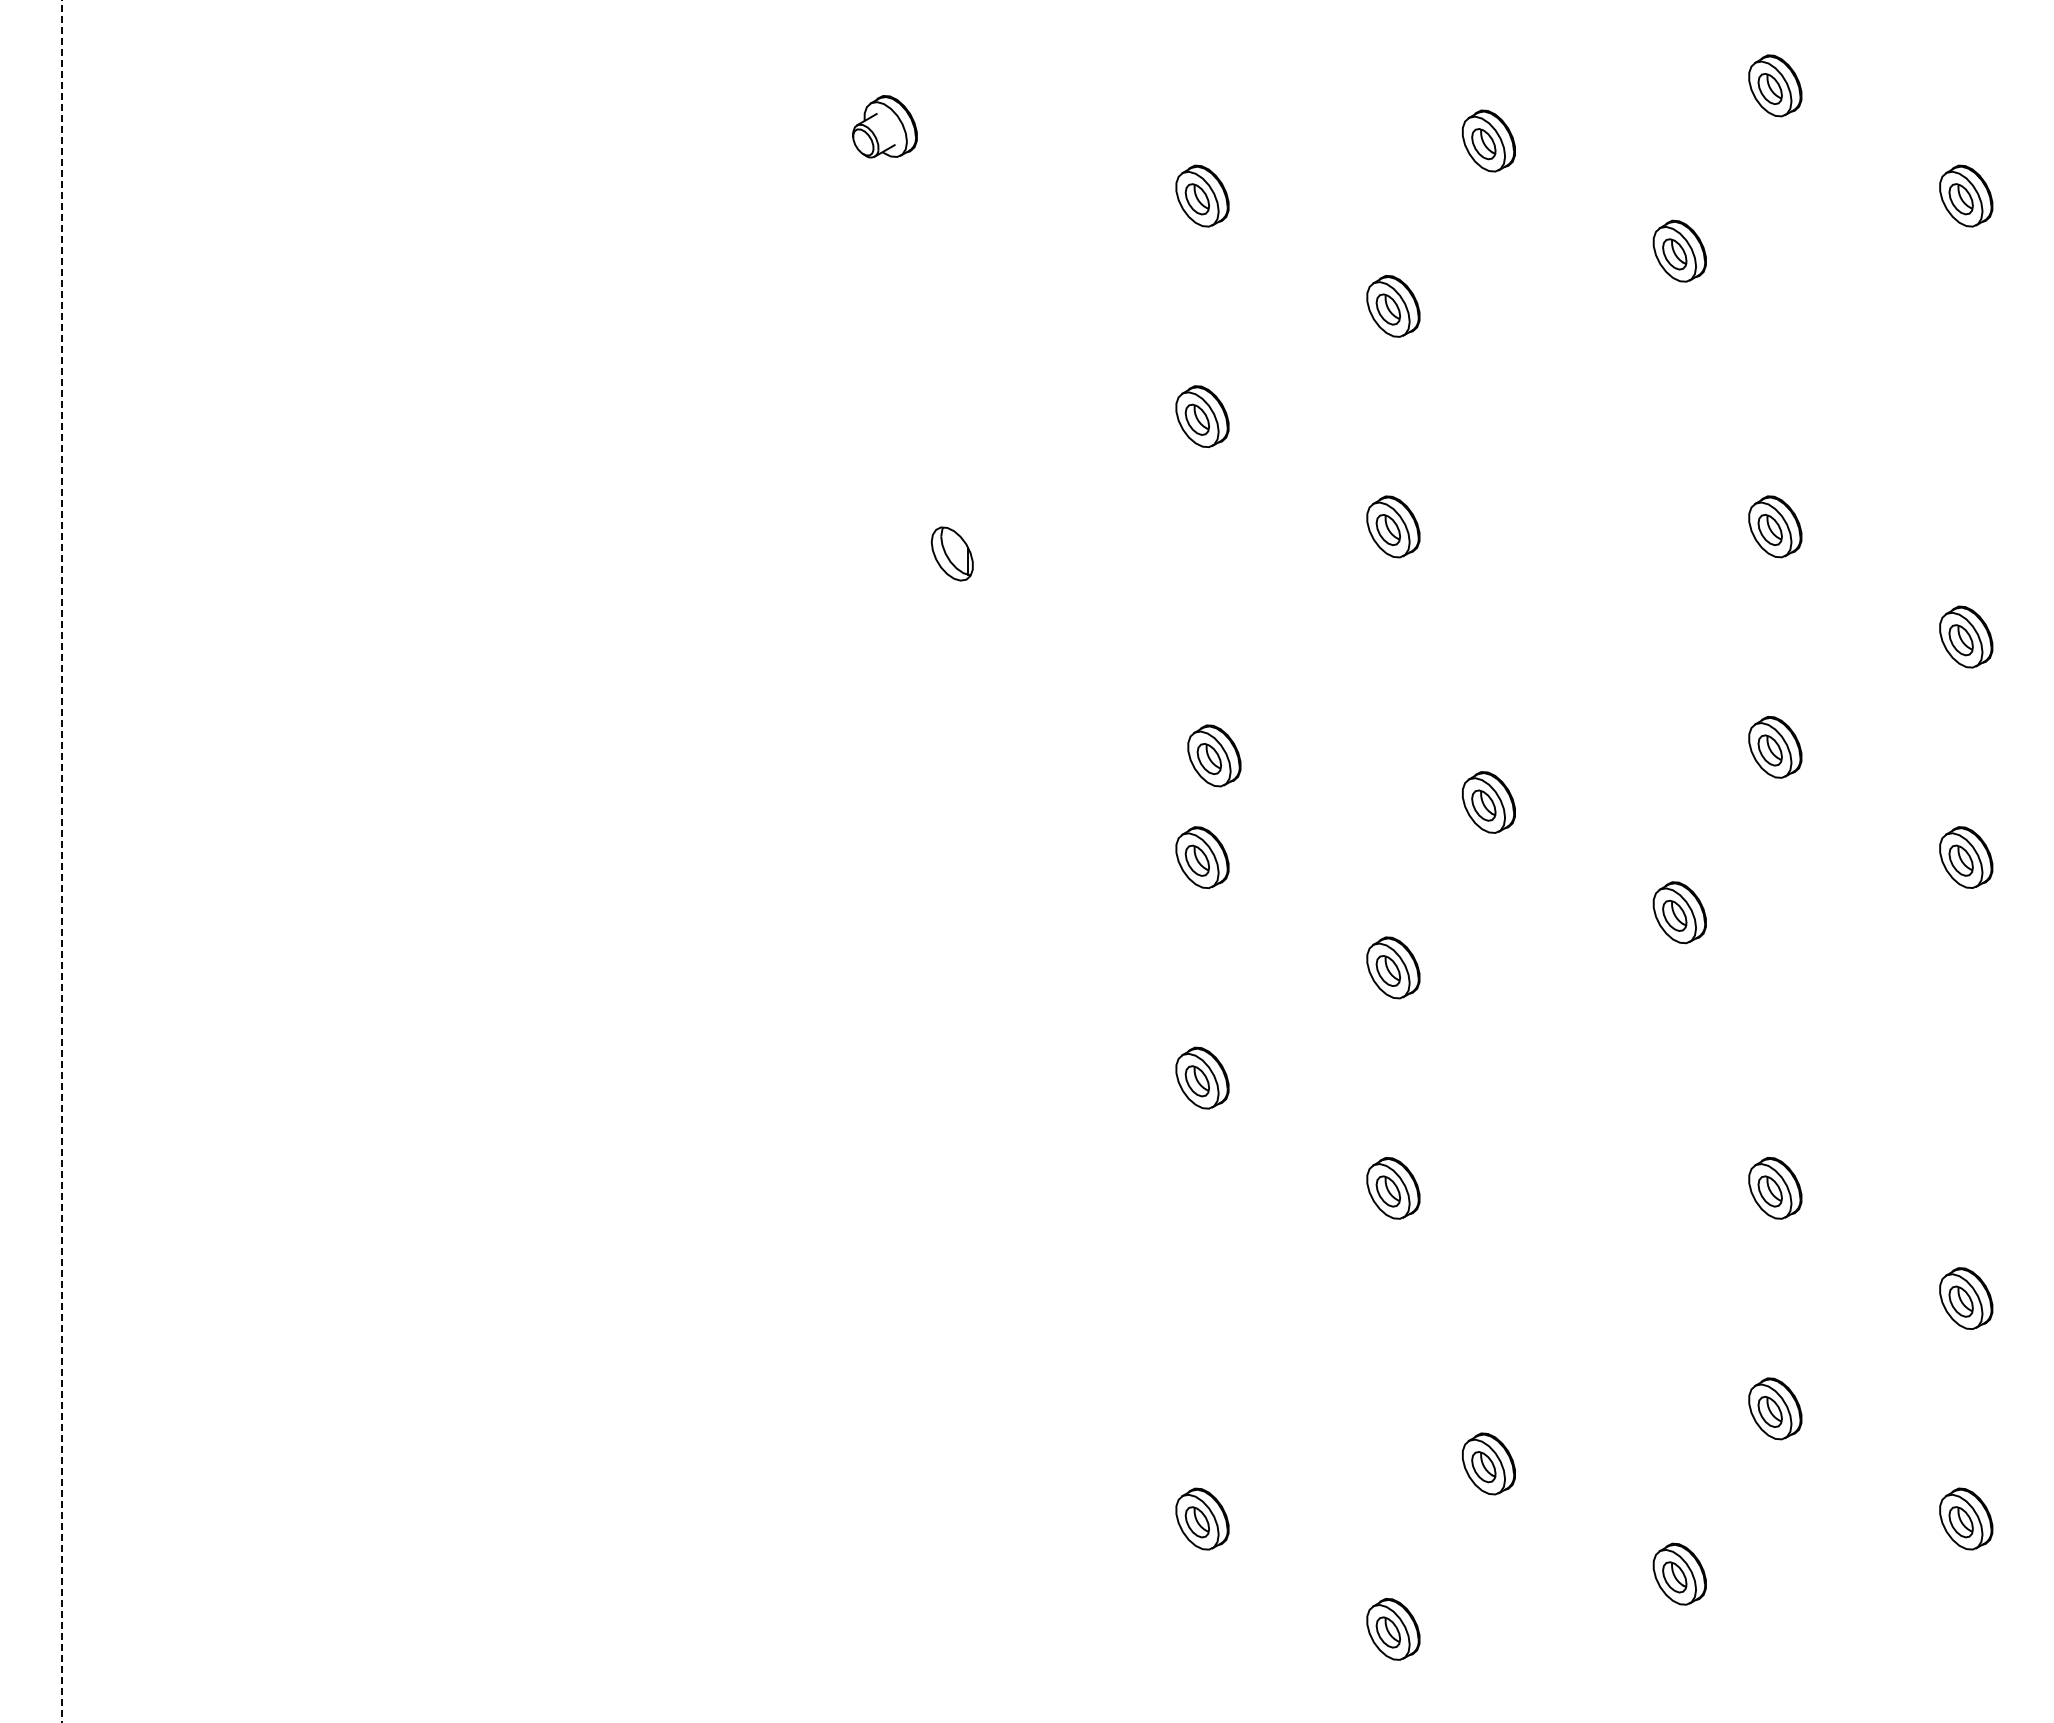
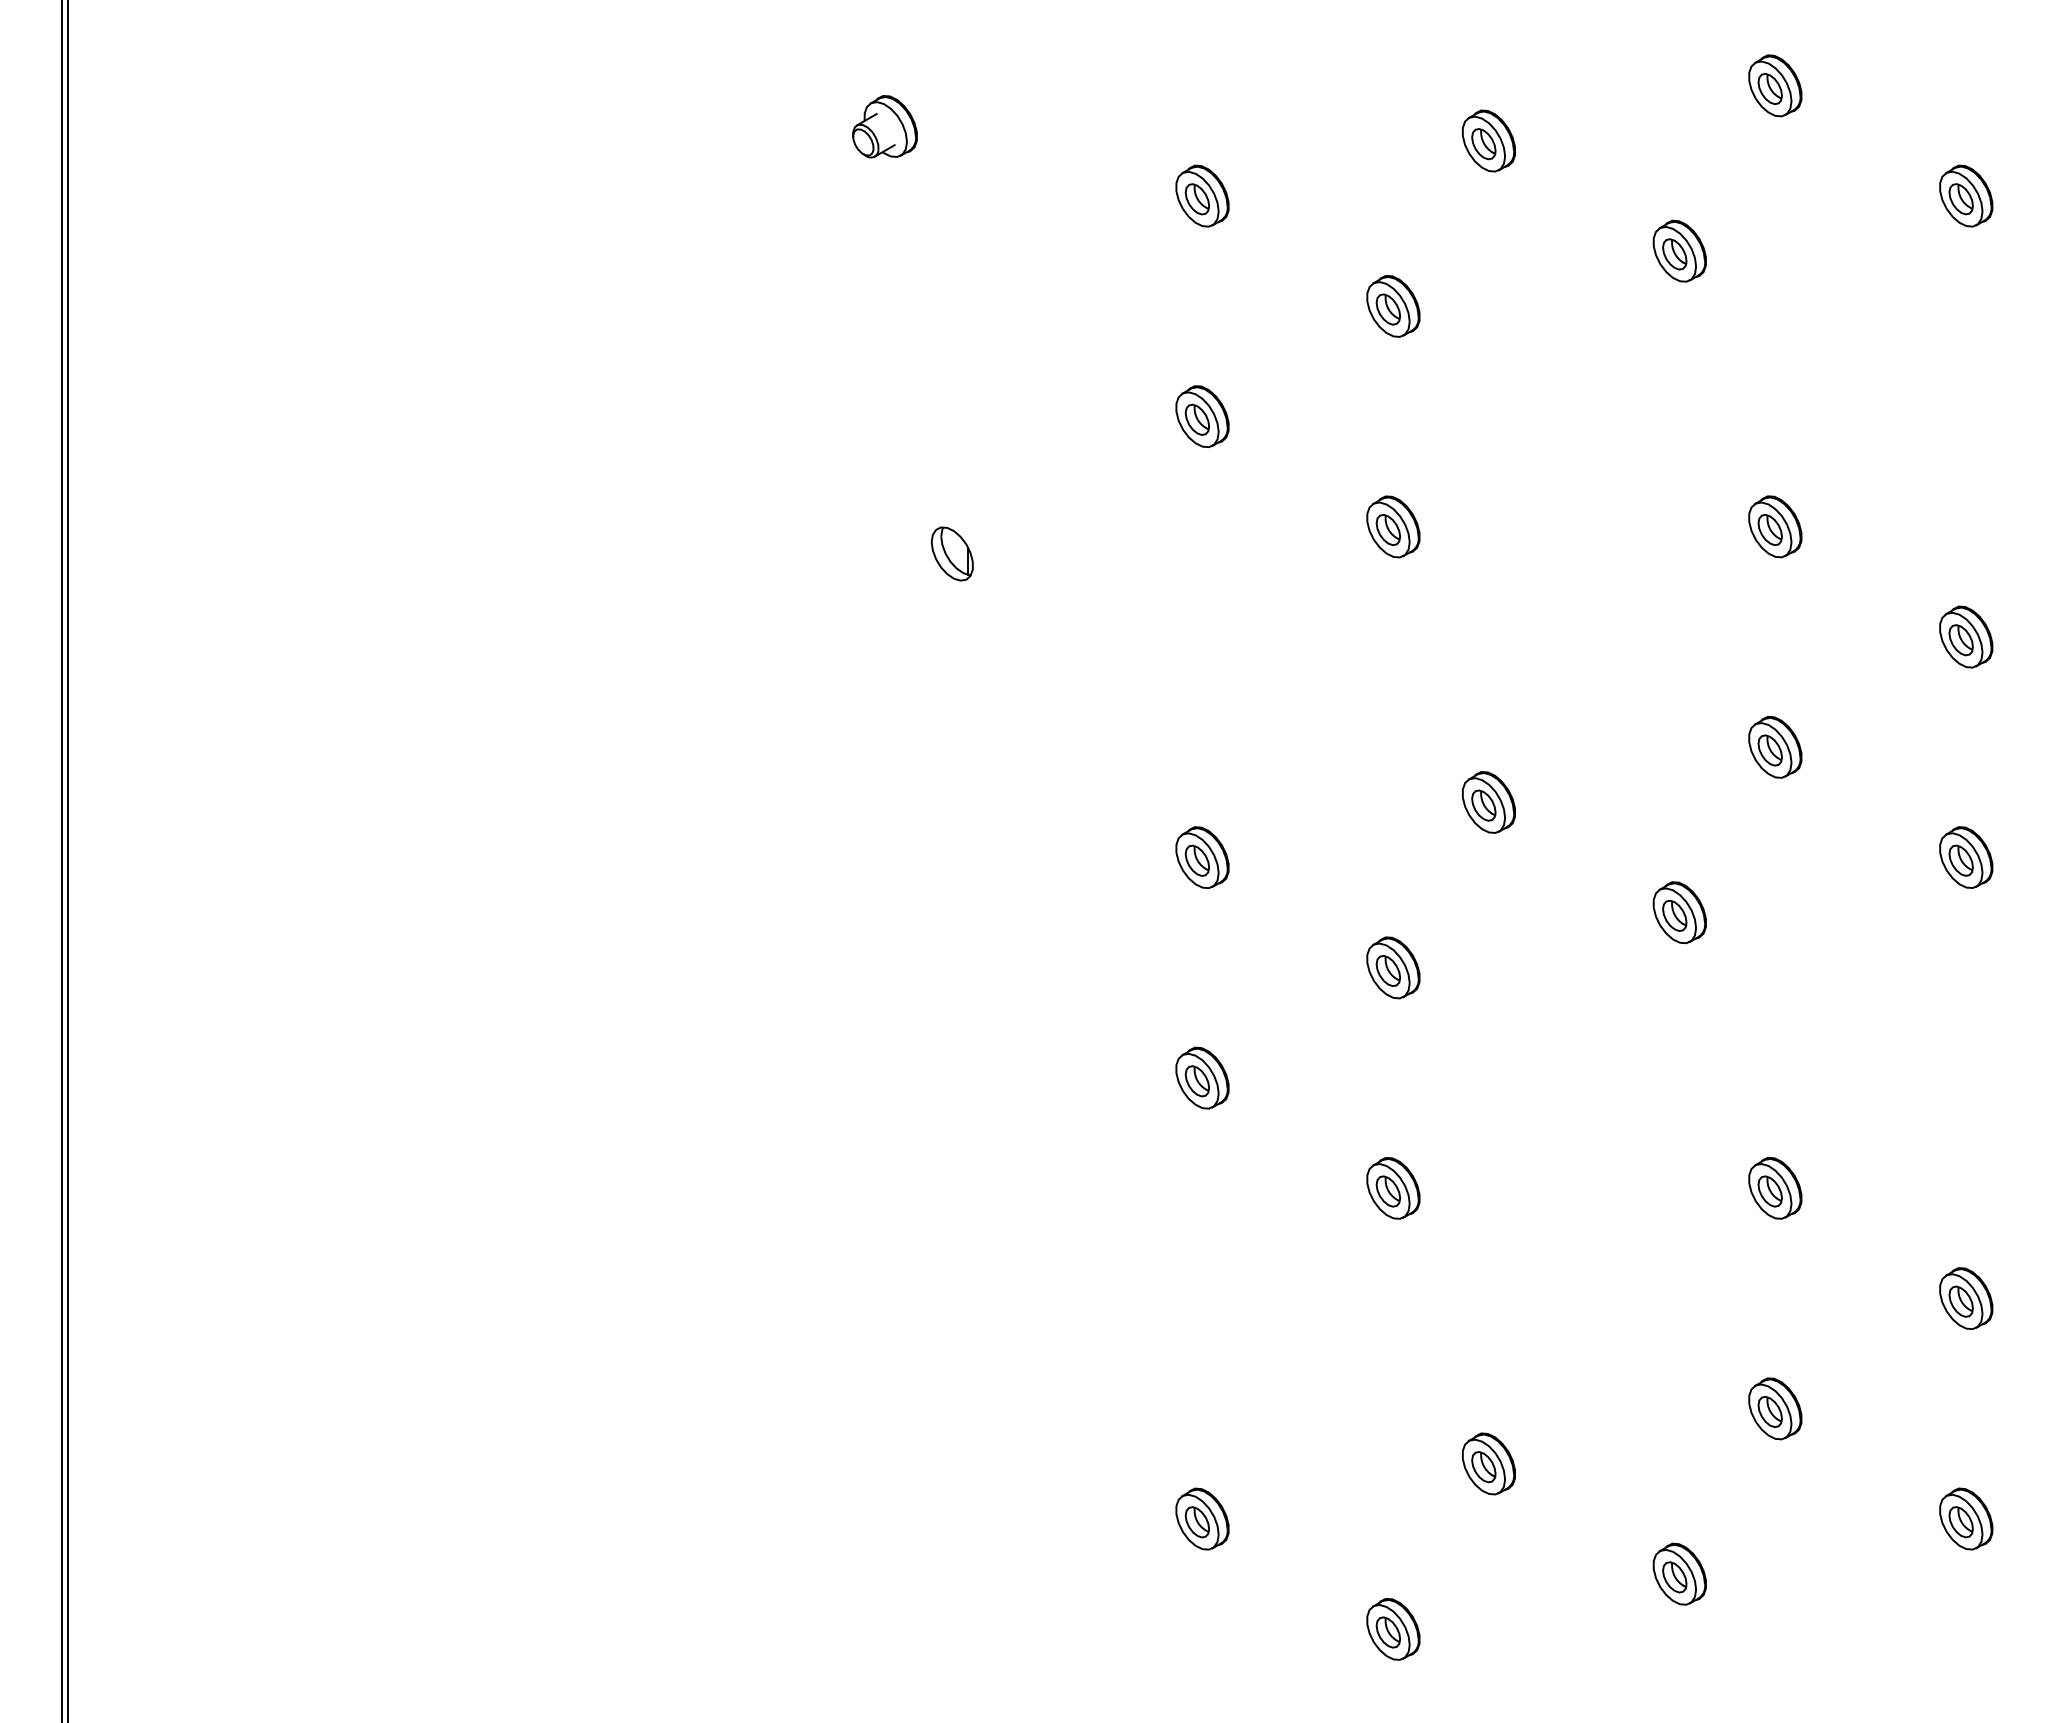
part: present -> none (1214, 755)
line: none -> present (68, 860)
line: dashed -> solid (61, 862)
